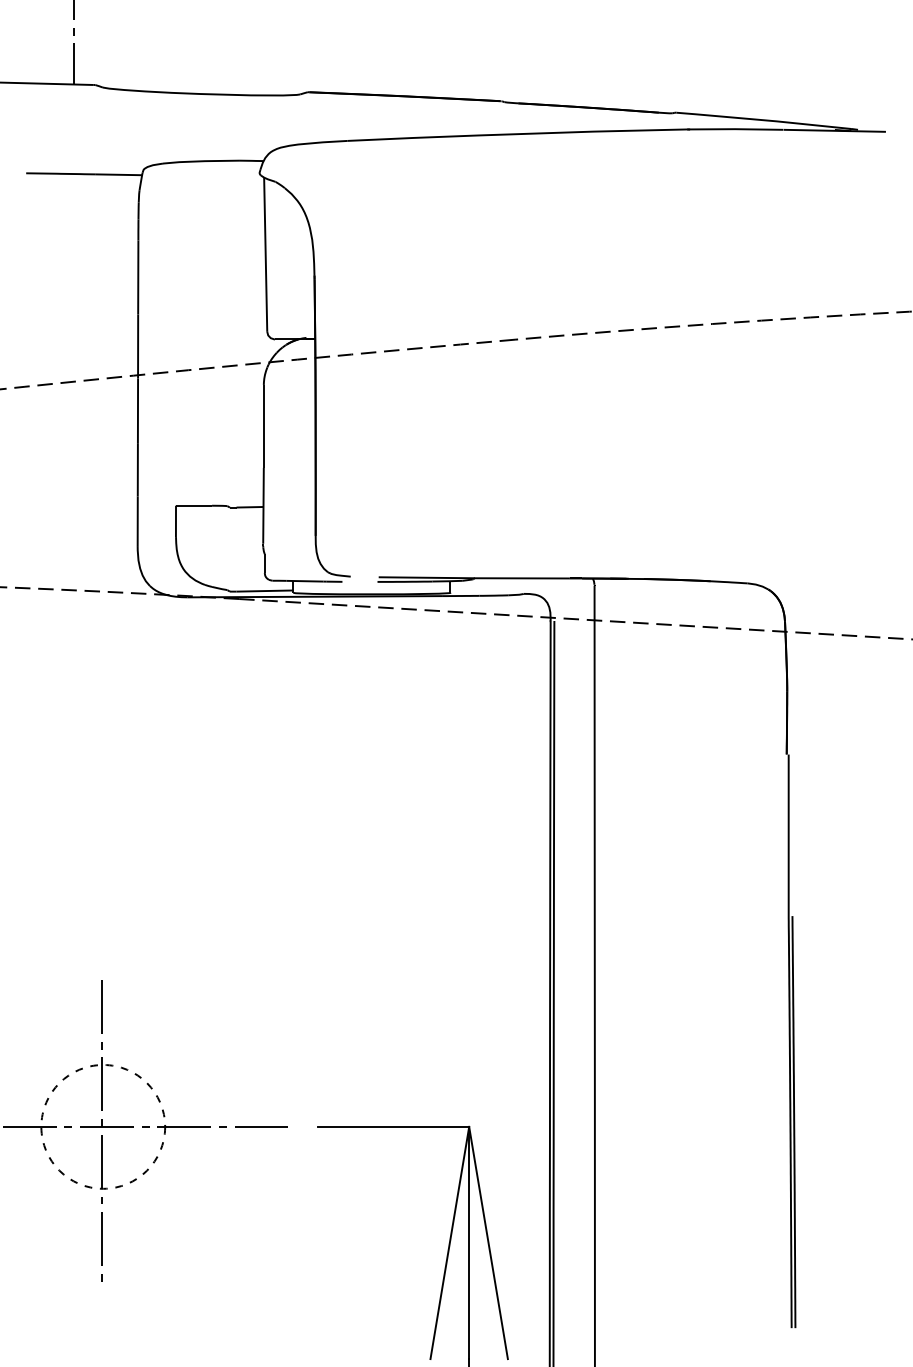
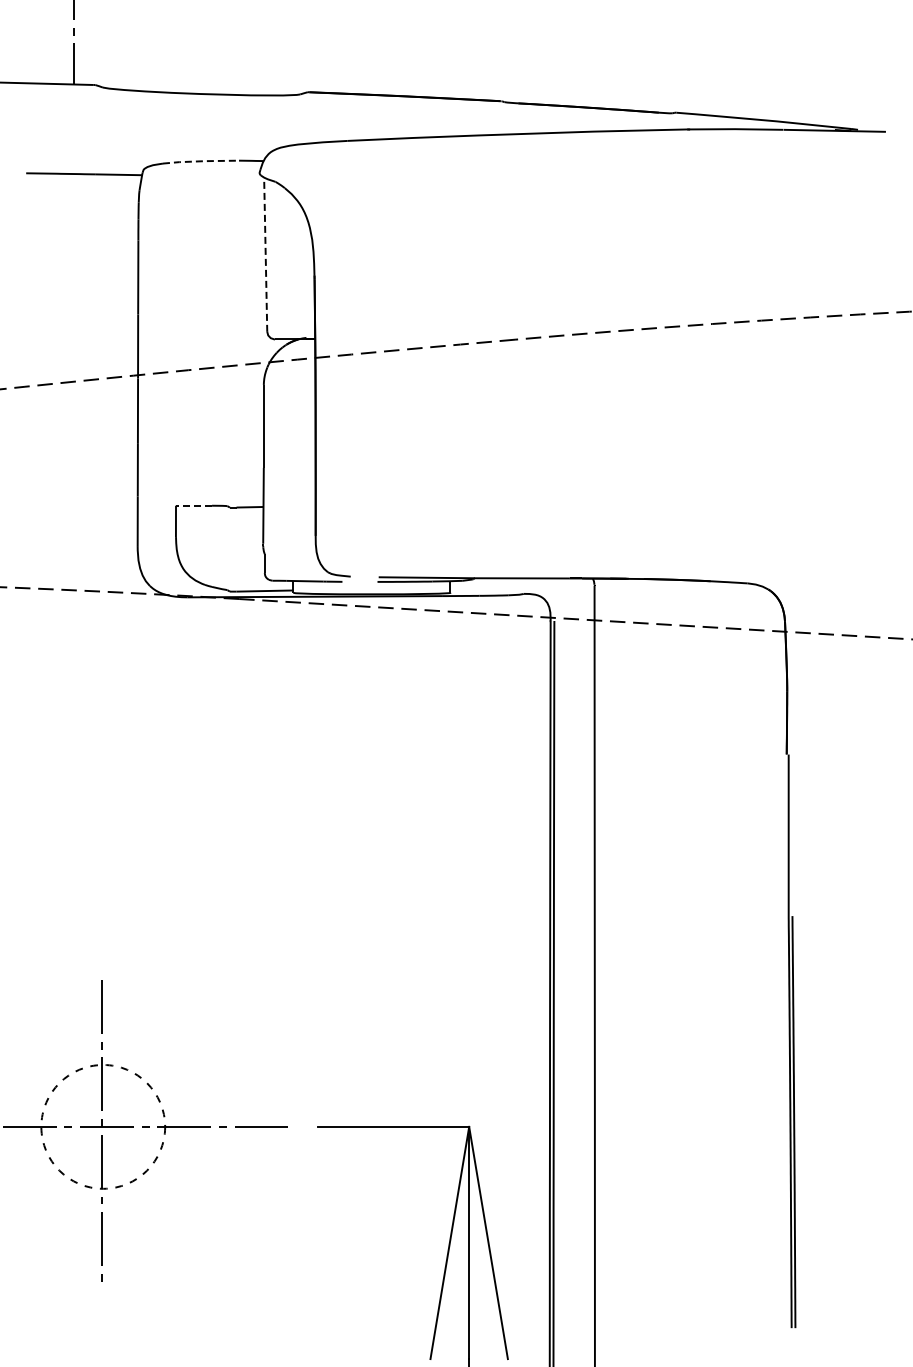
line: solid -> dashed (200, 161)
line: solid -> dashed (265, 254)
line: solid -> dashed (193, 505)
